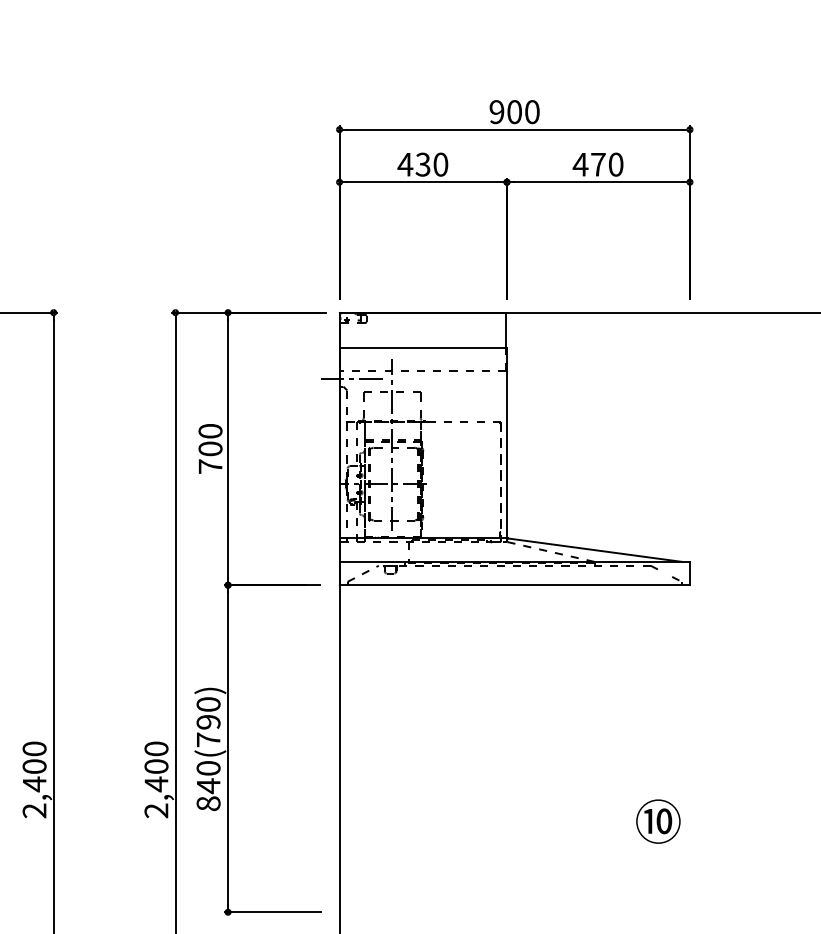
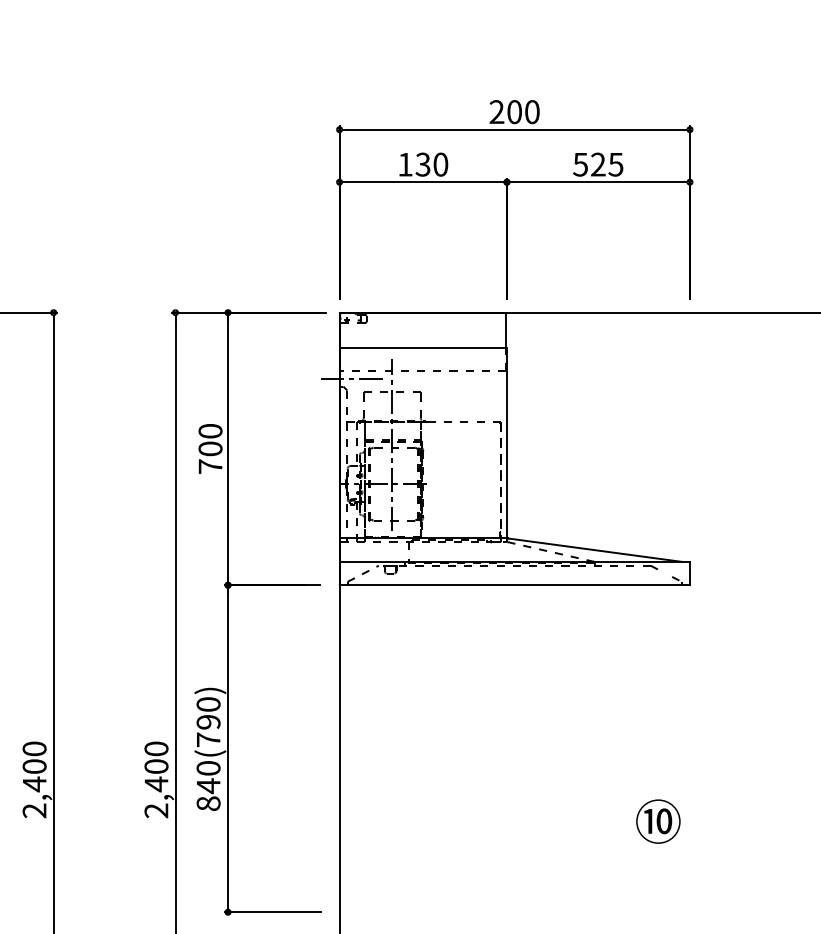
text: 900 -> 200 (496, 112)
text: 430 -> 130 (405, 164)
text: 470 -> 525 (597, 164)
